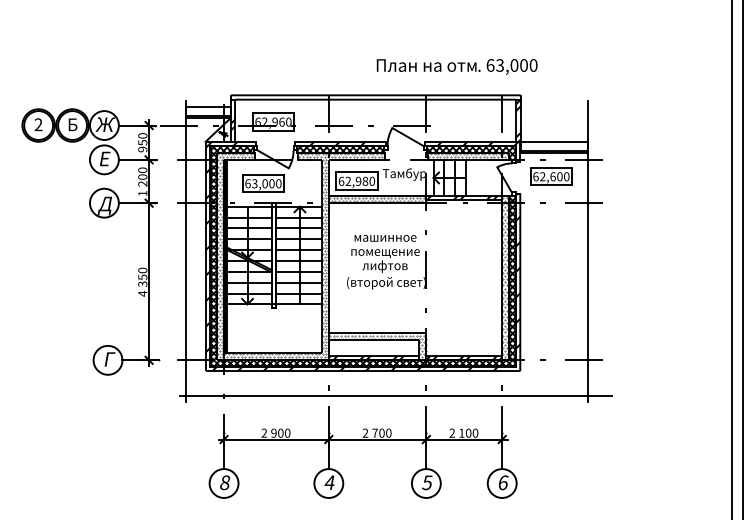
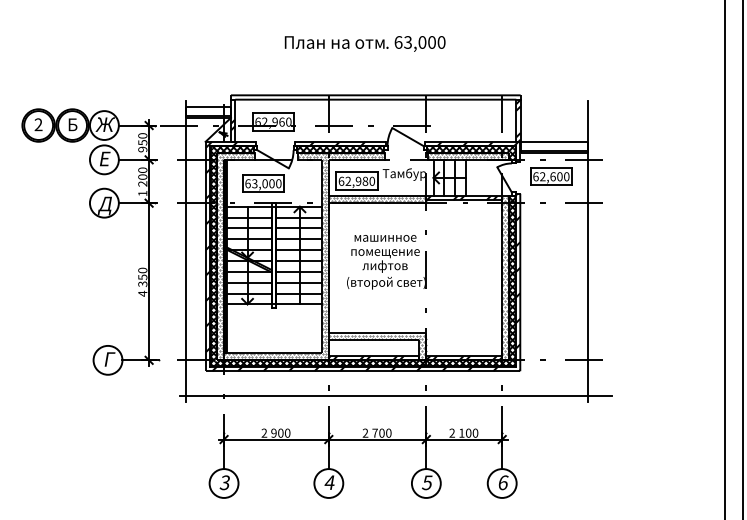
text position: (456, 66) -> (364, 43) (364, 43)
line position: (731, 259) -> (724, 259) (724, 259)
text: 8 -> 3 (224, 482)
